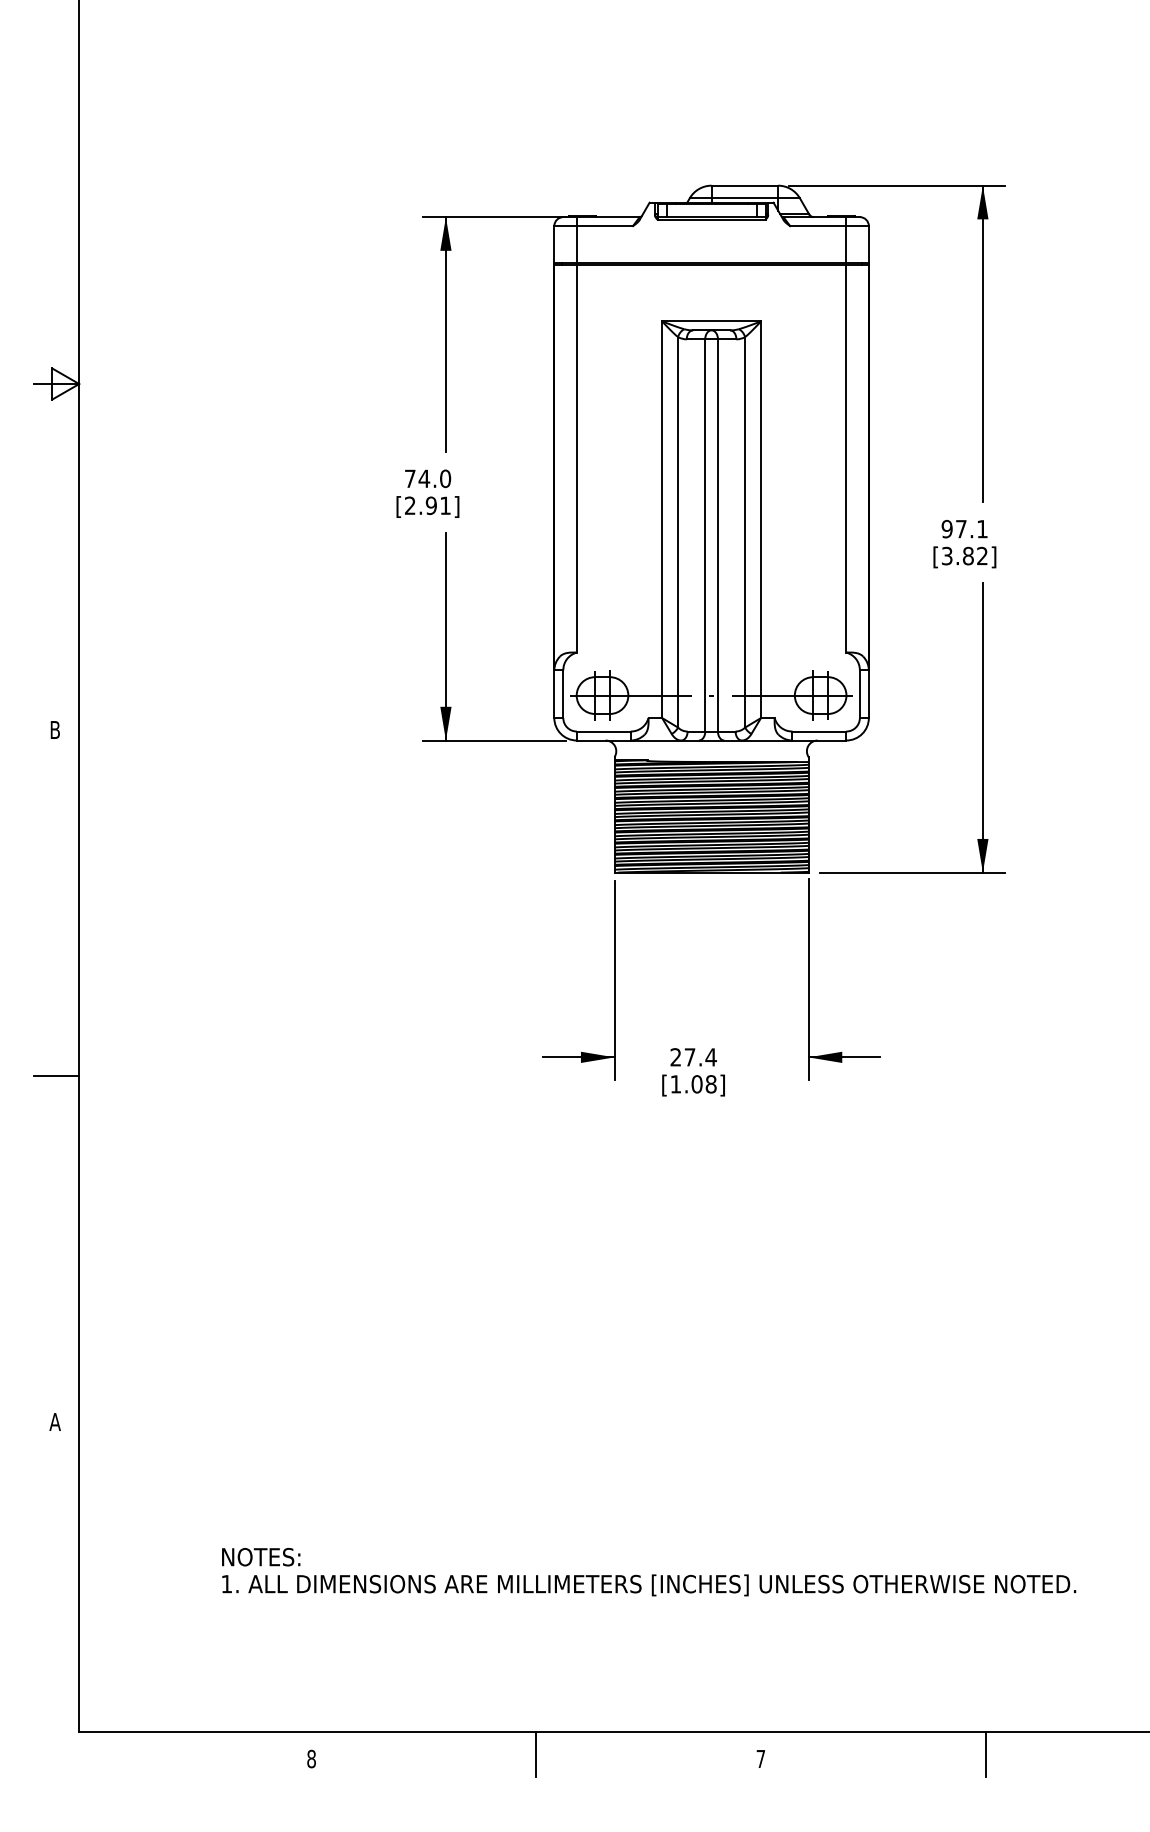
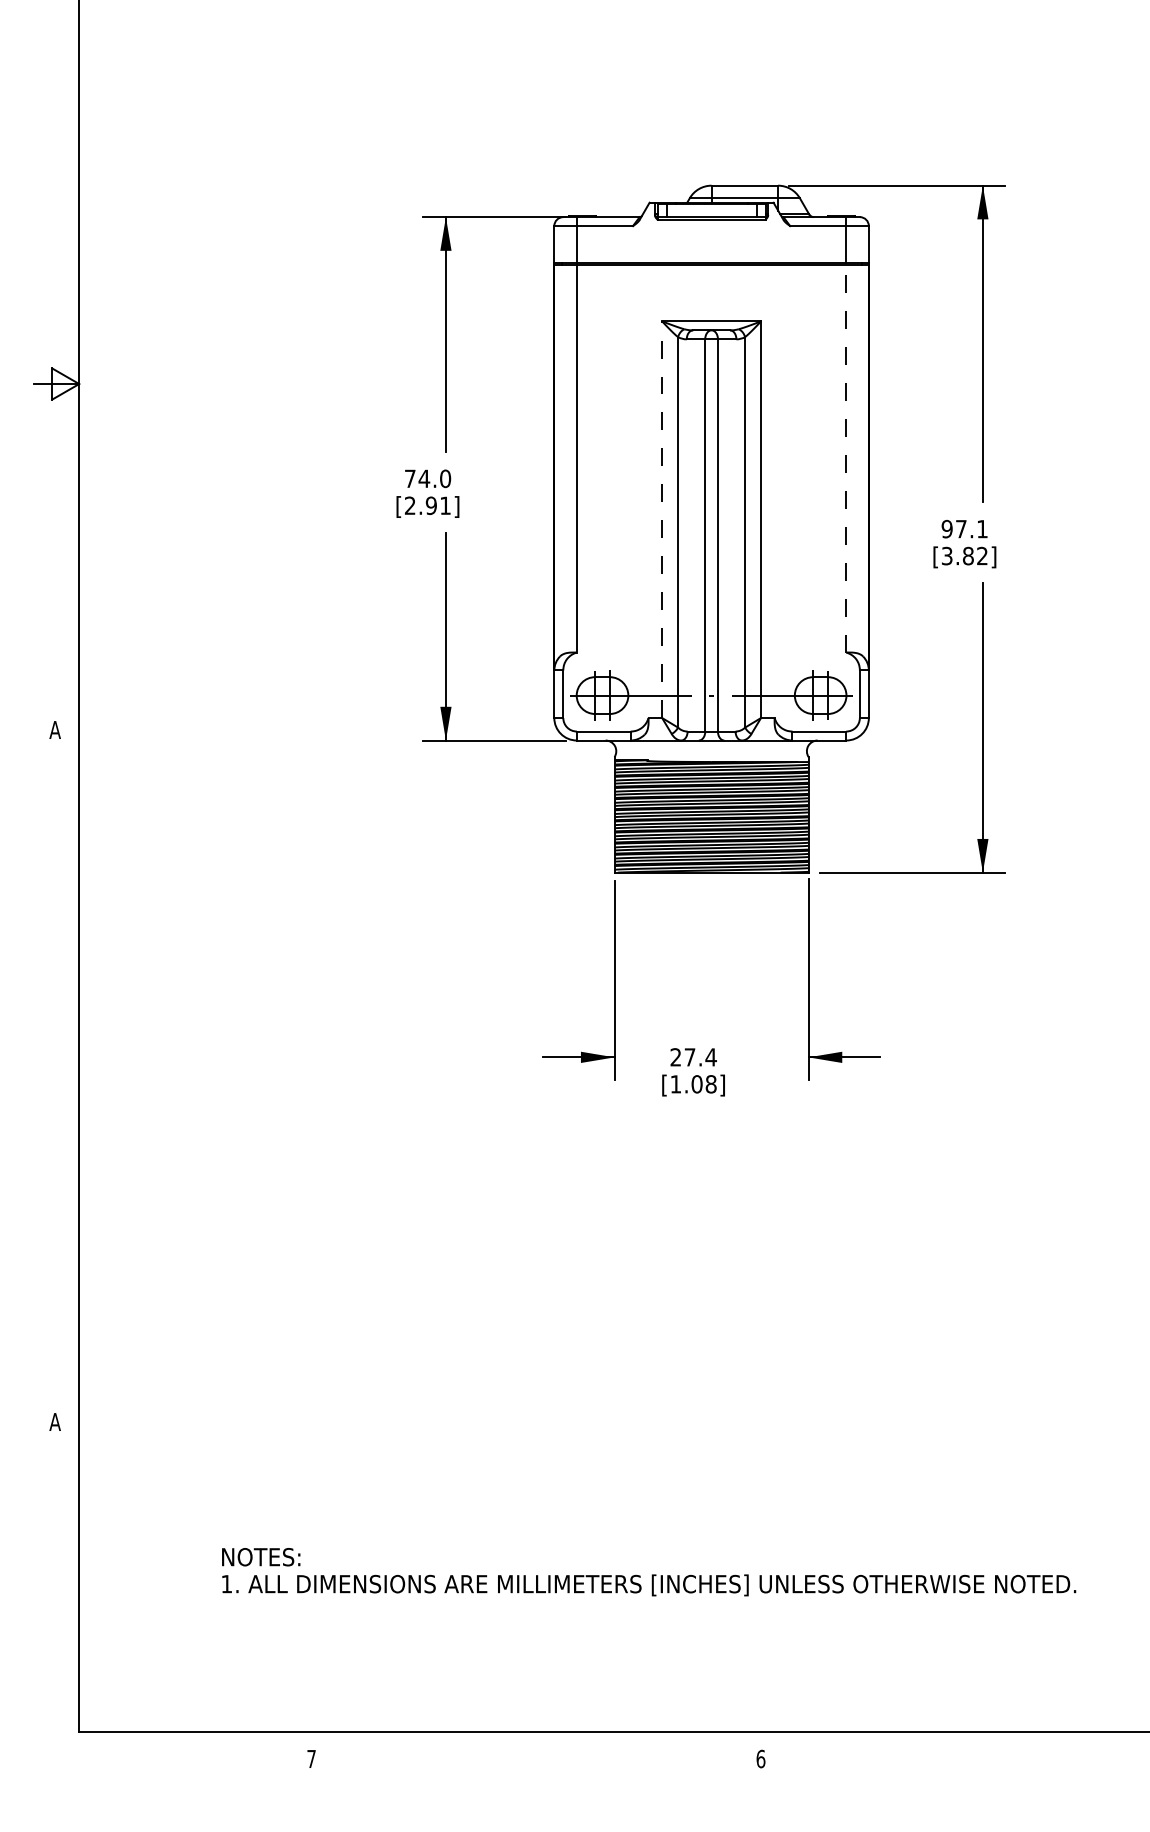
line: solid -> dashed (846, 457)
line: solid -> dashed (662, 519)
text: B -> A (54, 729)
line: present -> none (56, 1076)
line: present -> none (536, 1754)
line: present -> none (985, 1754)
text: 8 -> 7 (311, 1758)
text: 7 -> 6 (760, 1758)
